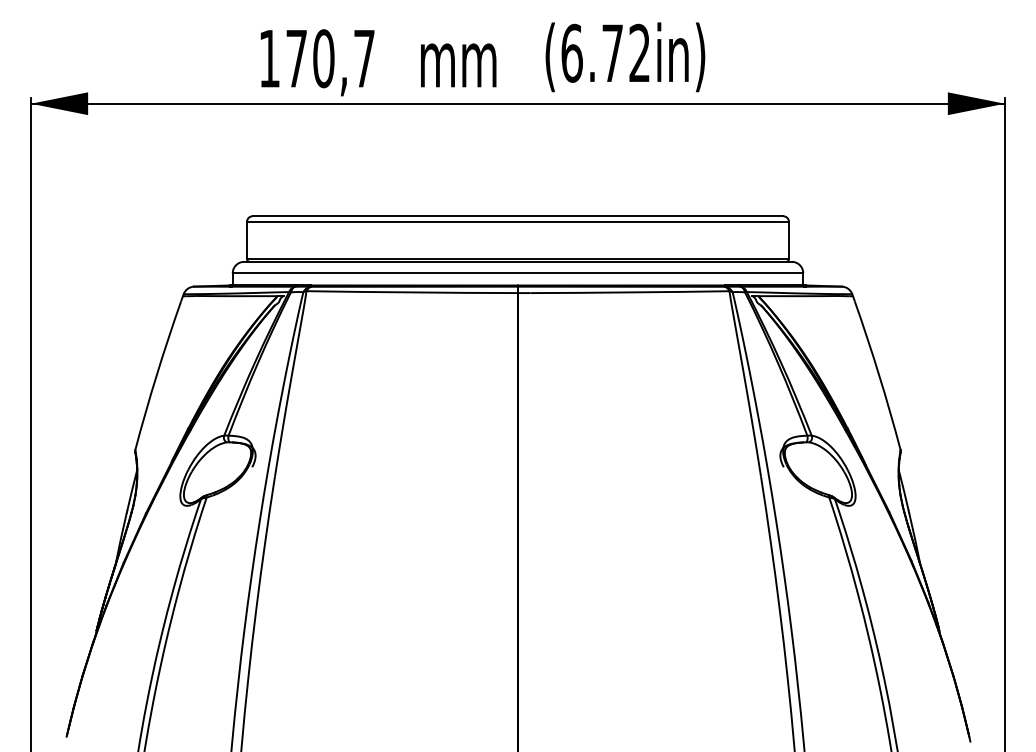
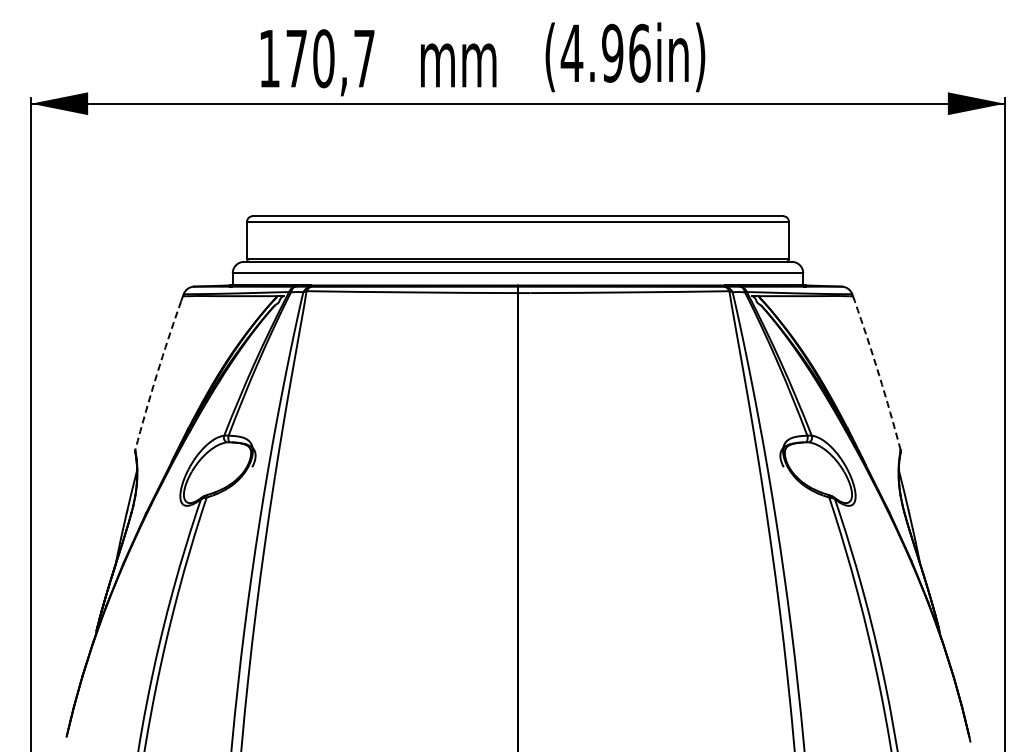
text: (6.72in) -> (4.96in) (605, 52)
arc: solid -> dashed (156, 375)
arc: solid -> dashed (879, 375)
